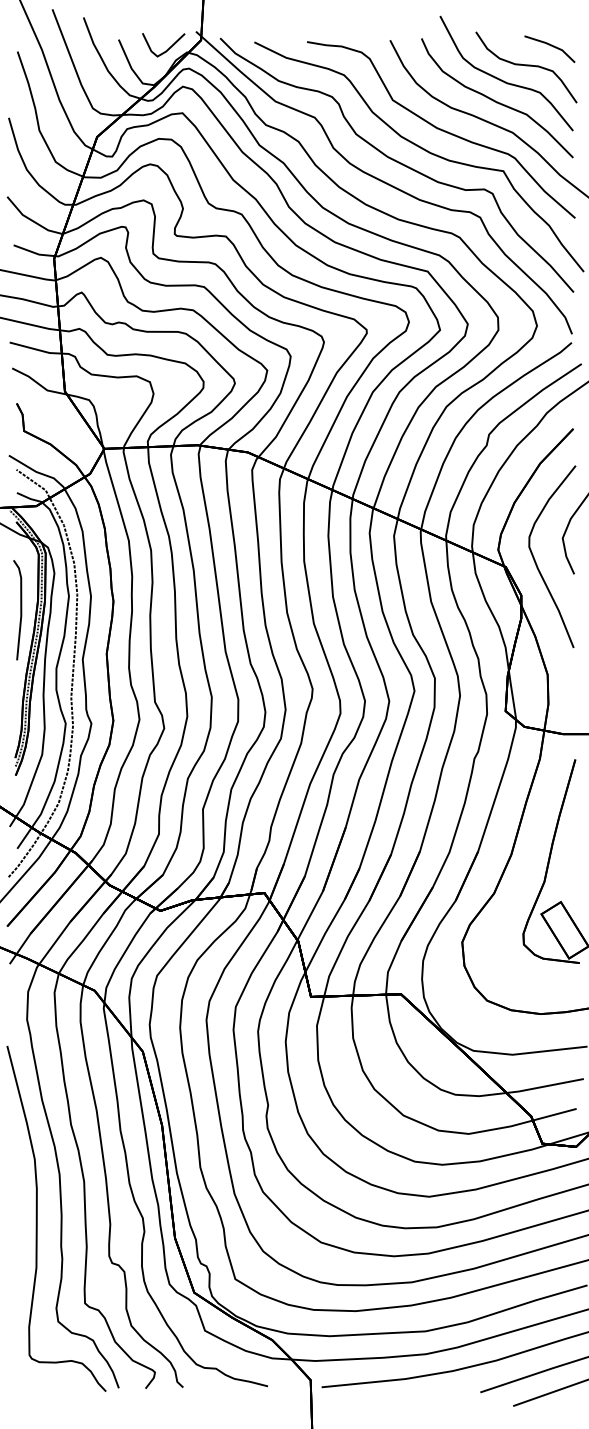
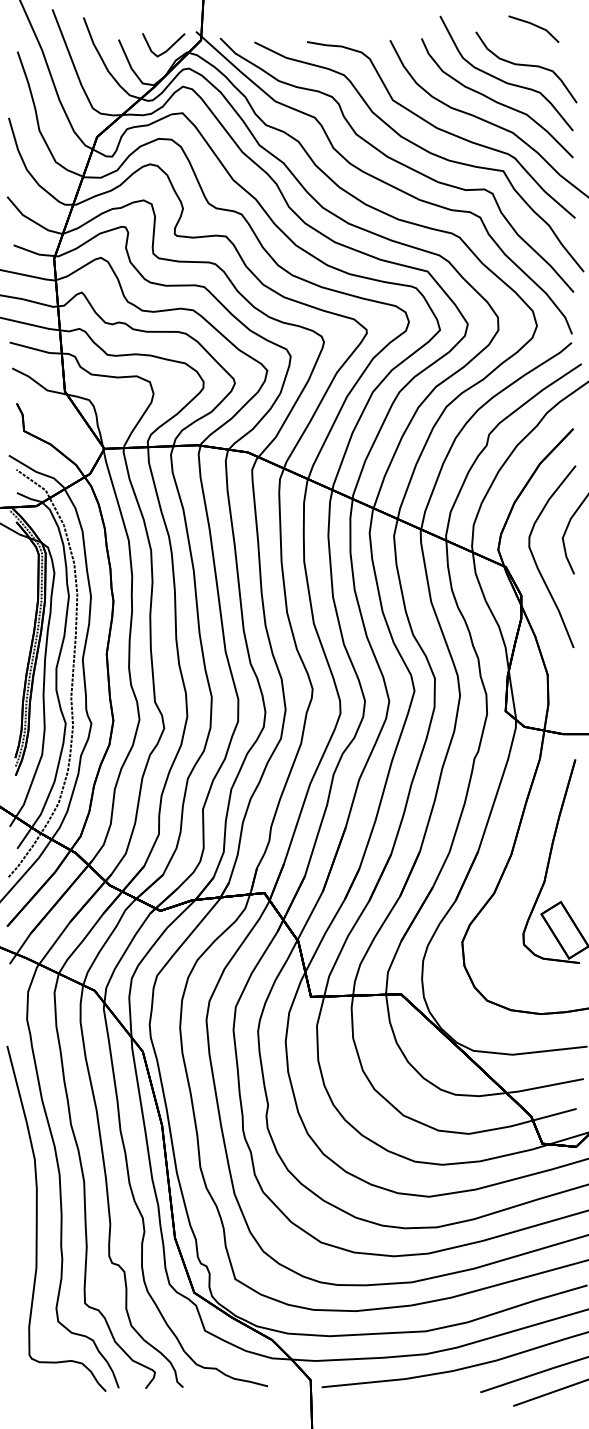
line position: (551, 46) -> (535, 26) (535, 26)
part: present -> none (17, 610)
